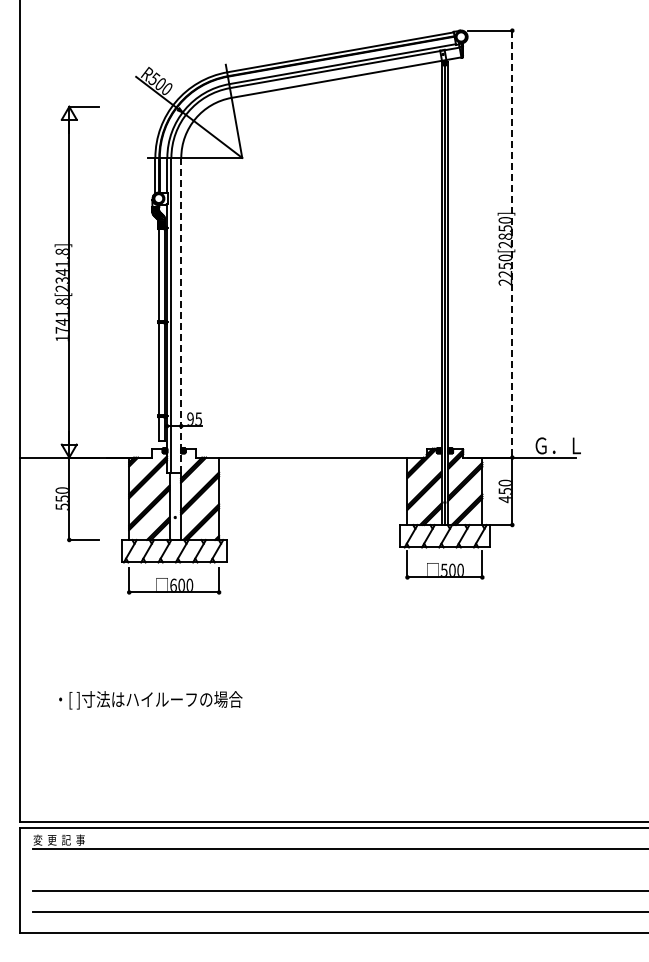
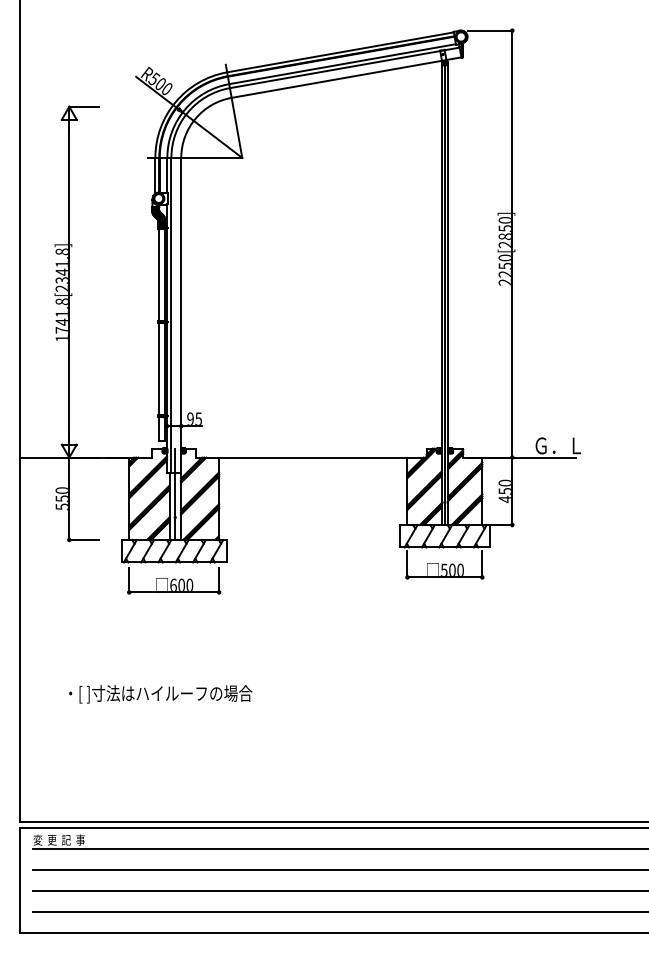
line: dashed -> solid (512, 244)
line: dashed -> solid (181, 315)
line: none -> present (175, 493)
text position: (150, 700) -> (160, 694) (160, 694)
line: none -> present (338, 870)
